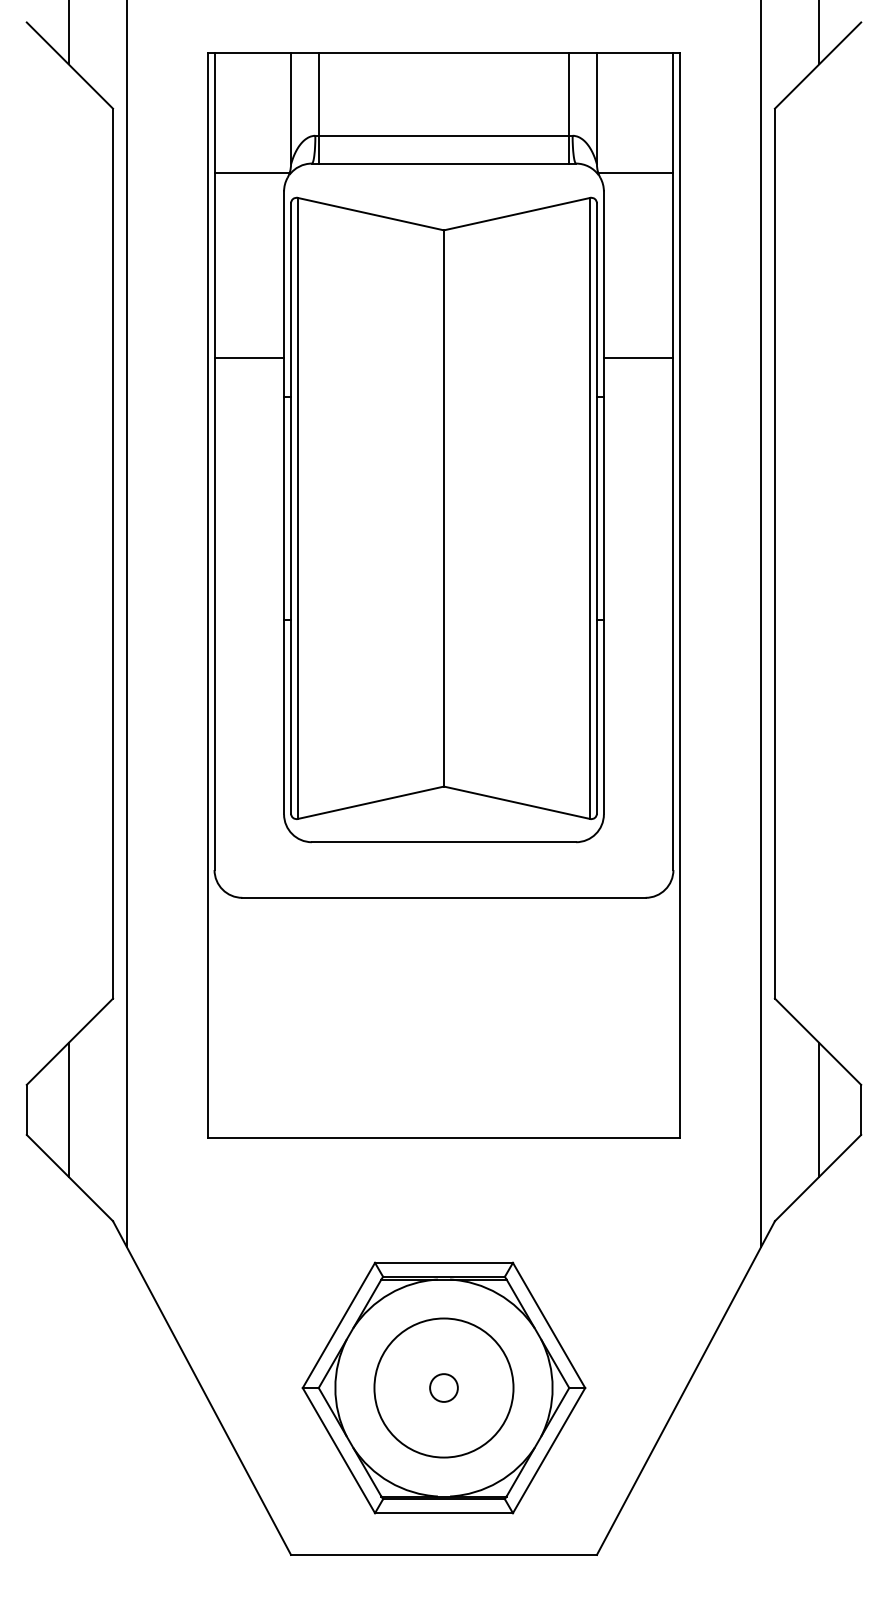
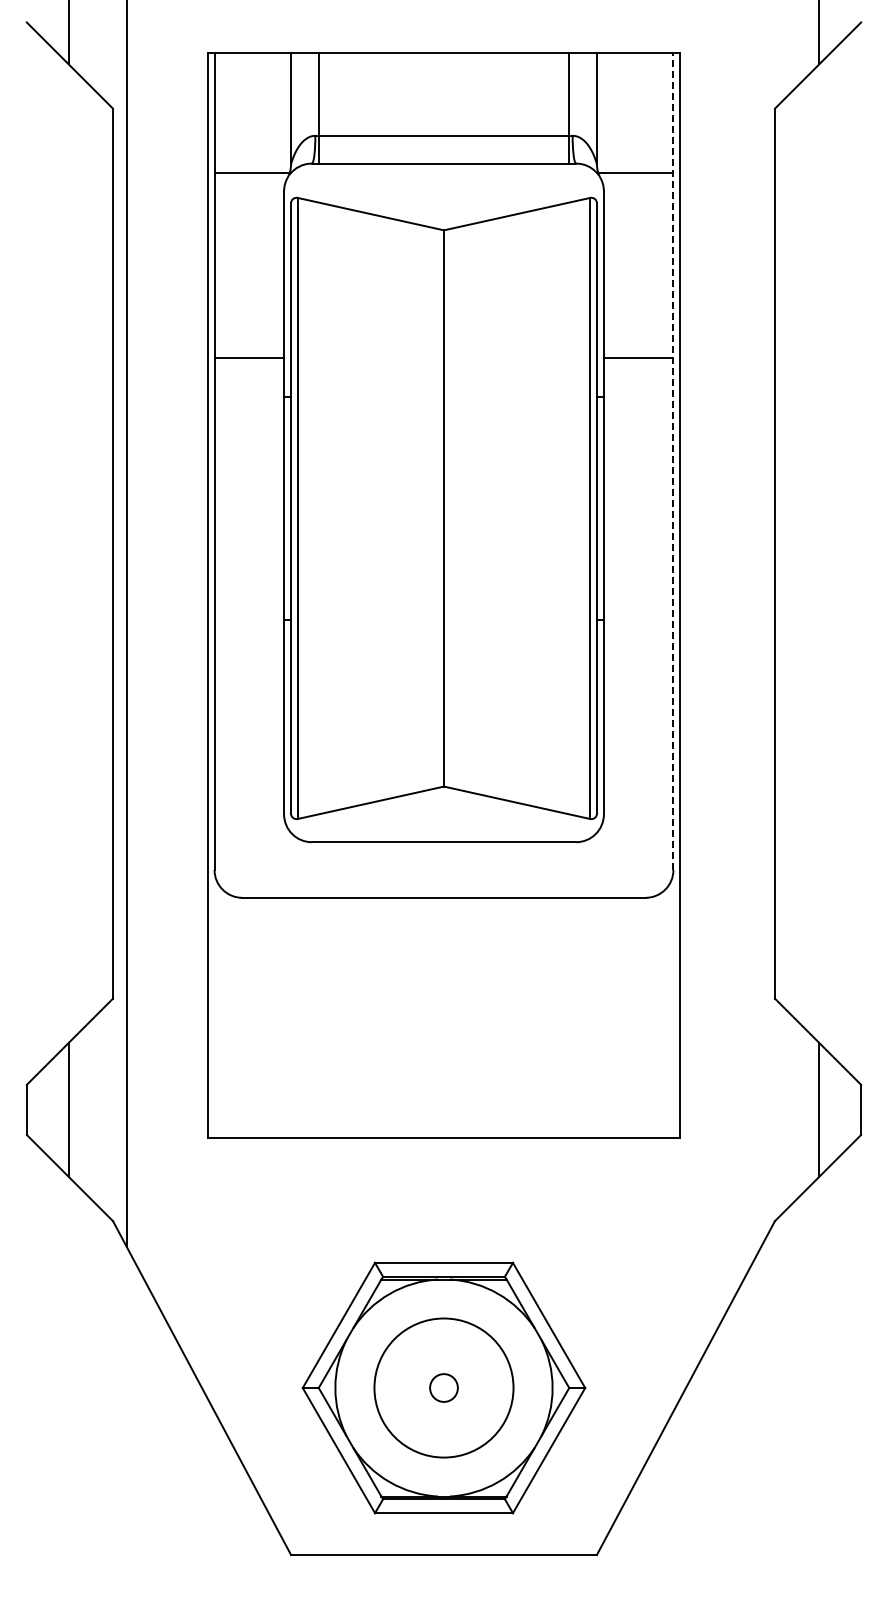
line: solid -> dashed (673, 461)
line: present -> none (761, 624)
